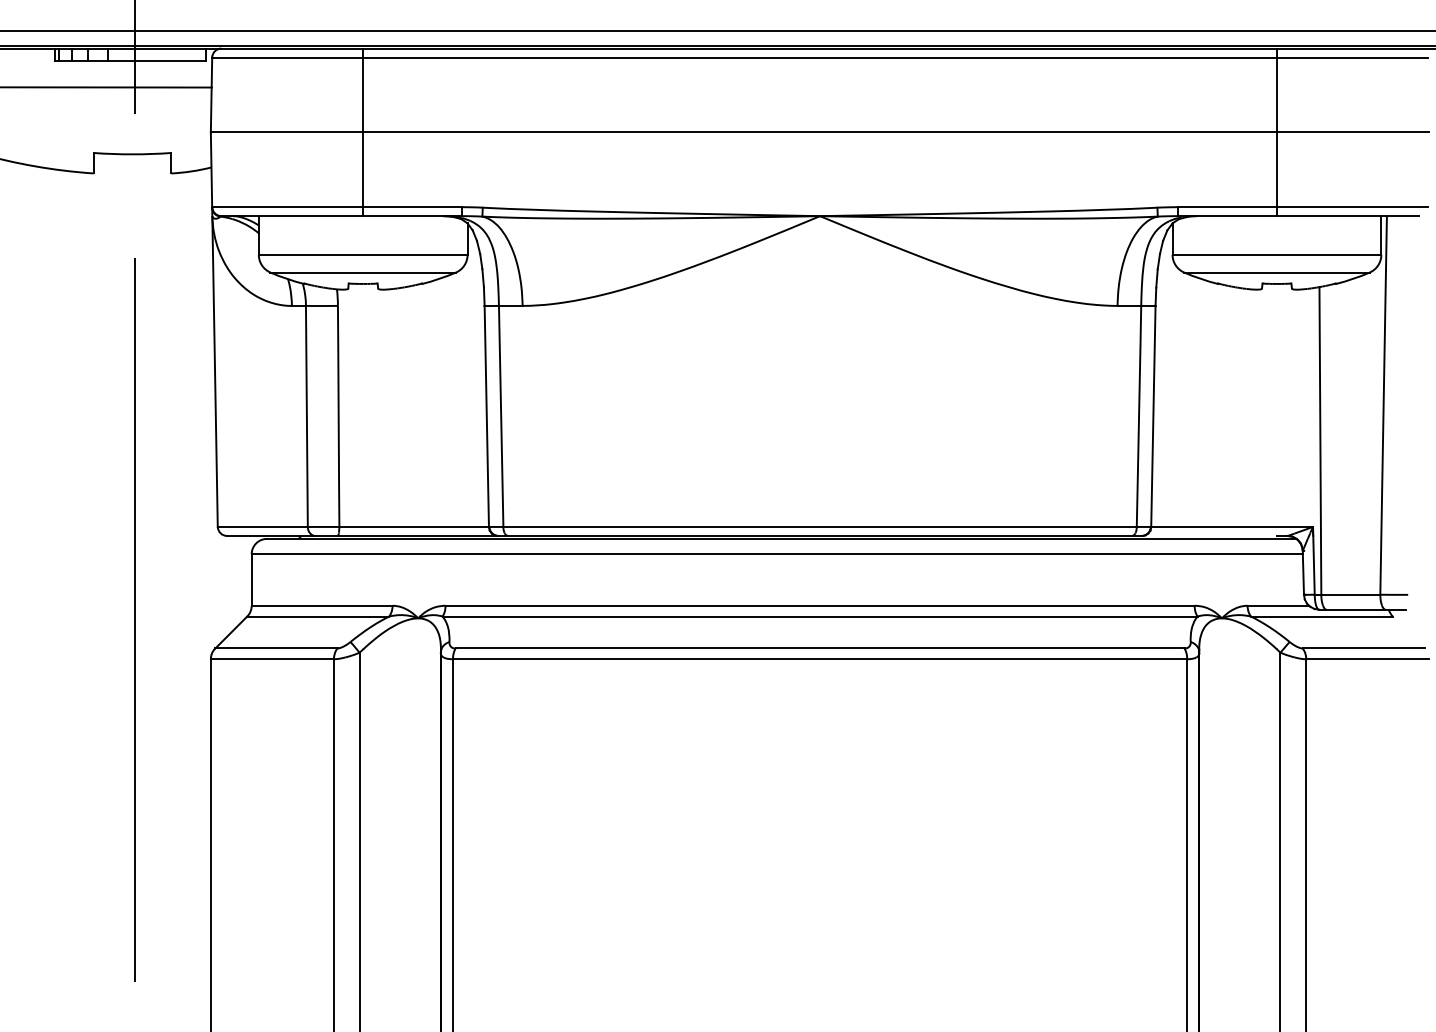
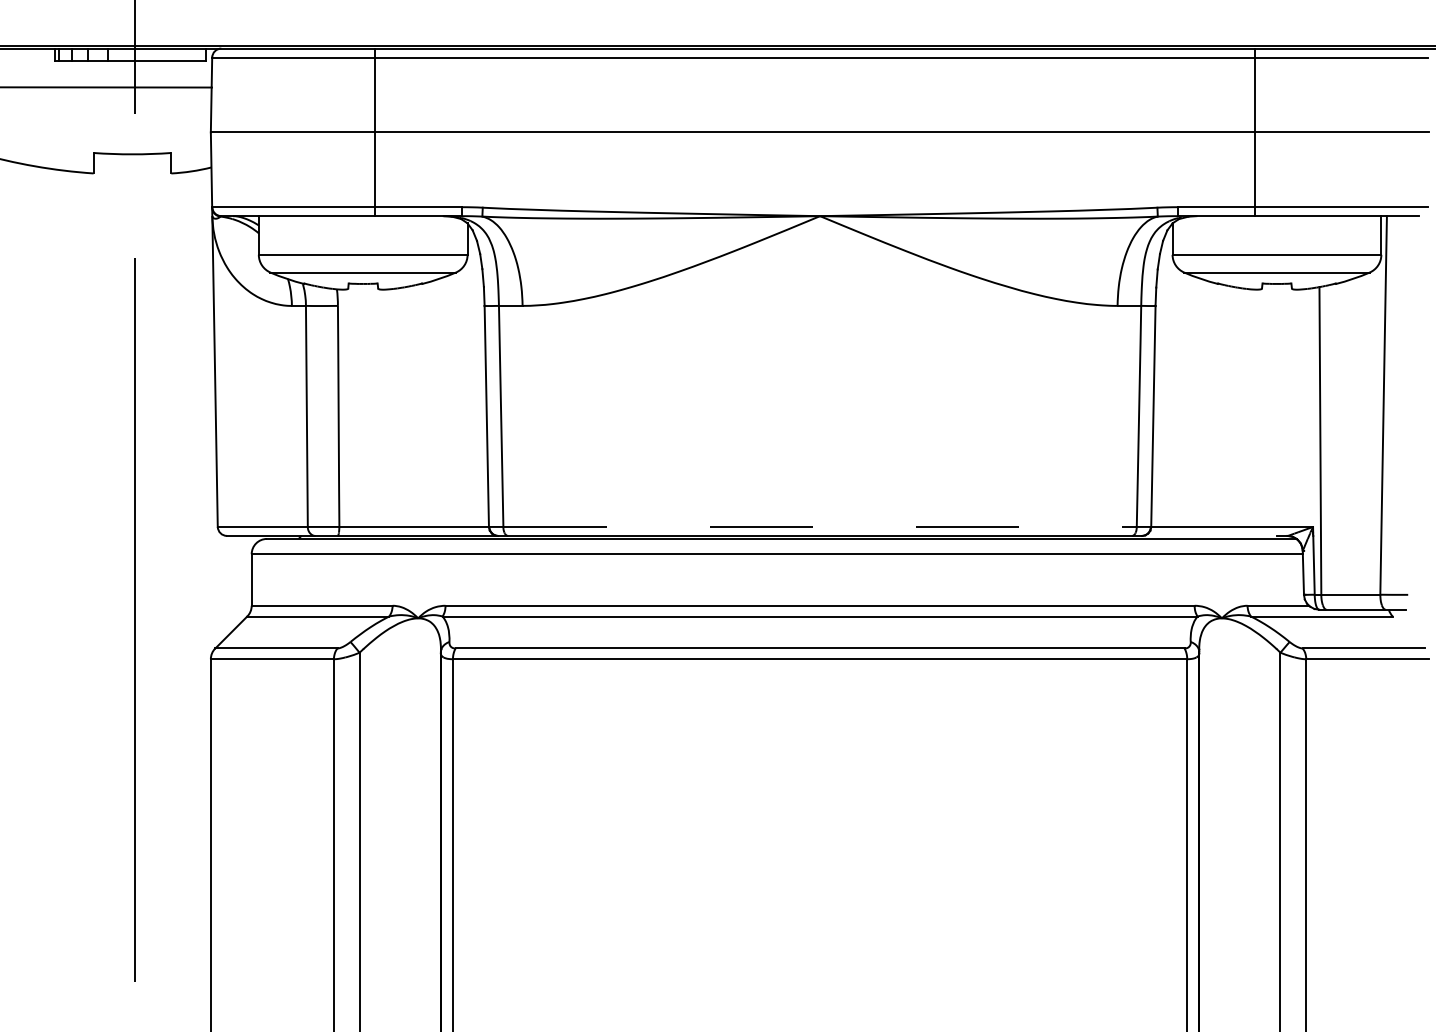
line: present -> none (717, 31)
line position: (363, 132) -> (375, 132) (375, 132)
line position: (1276, 132) -> (1254, 132) (1254, 132)
line: solid -> dashed (820, 526)
